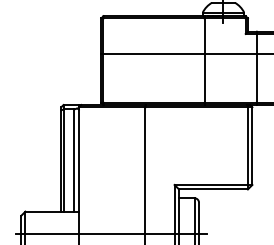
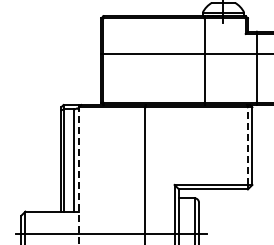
line: solid -> dashed (247, 146)
line: solid -> dashed (79, 175)
